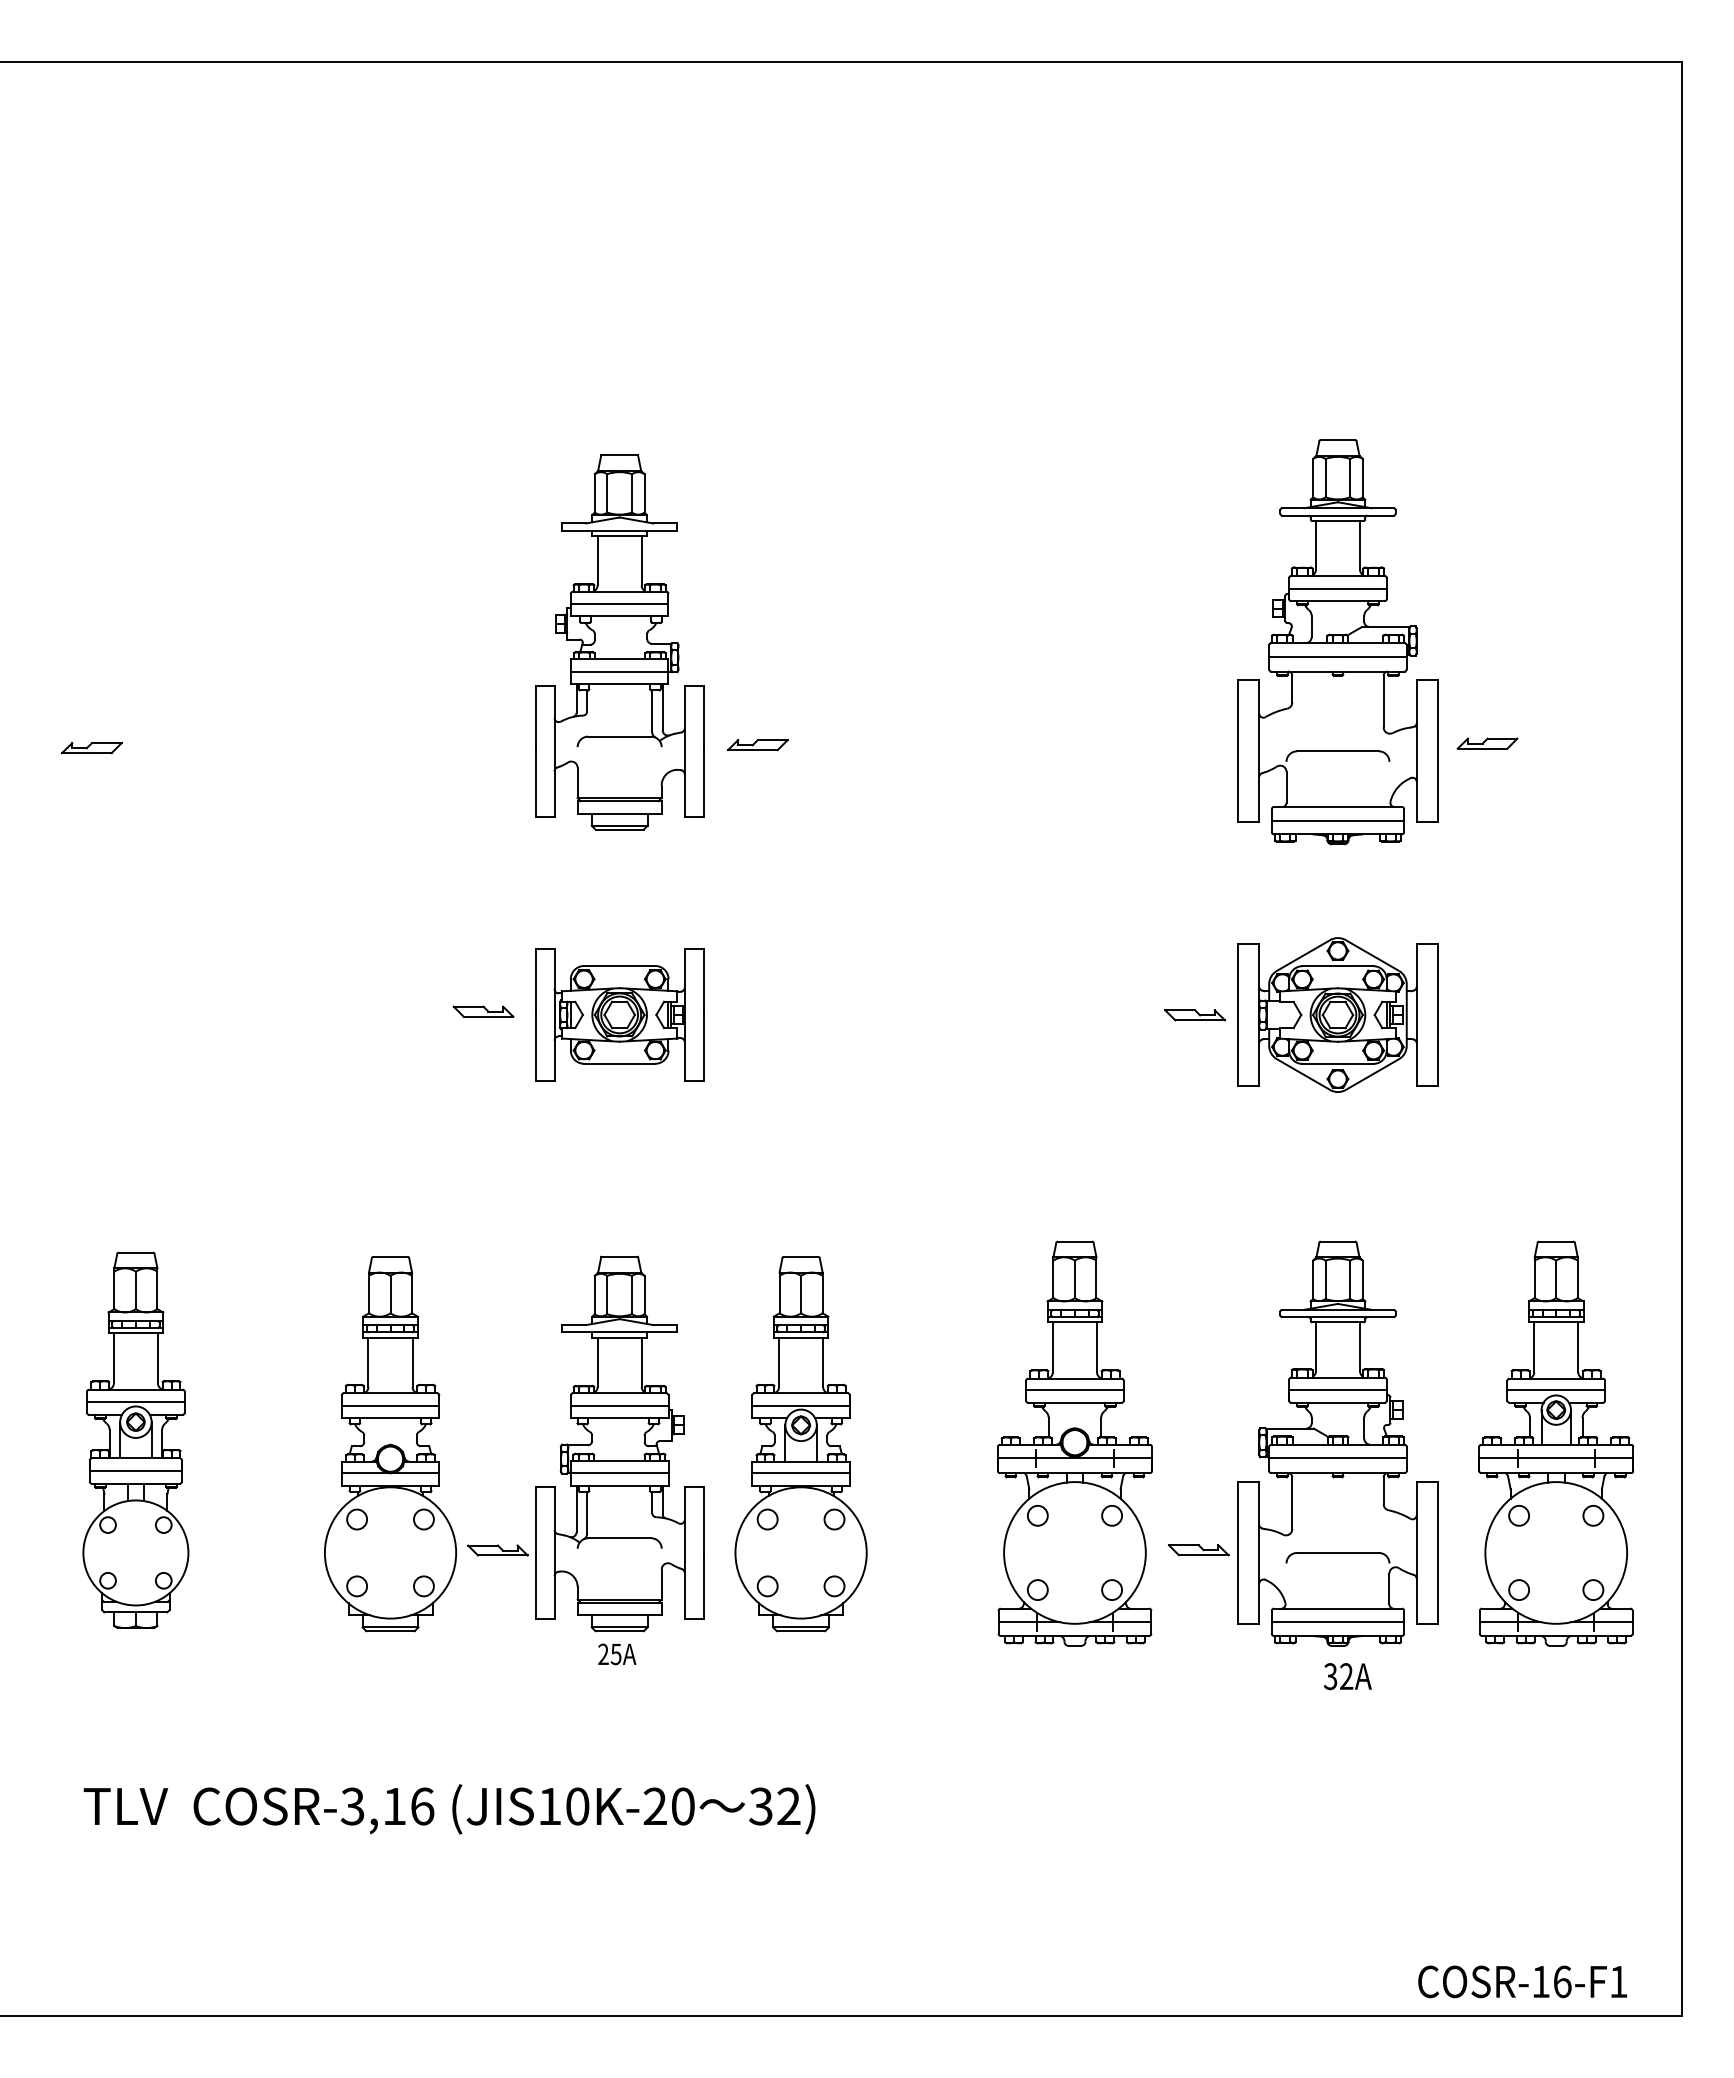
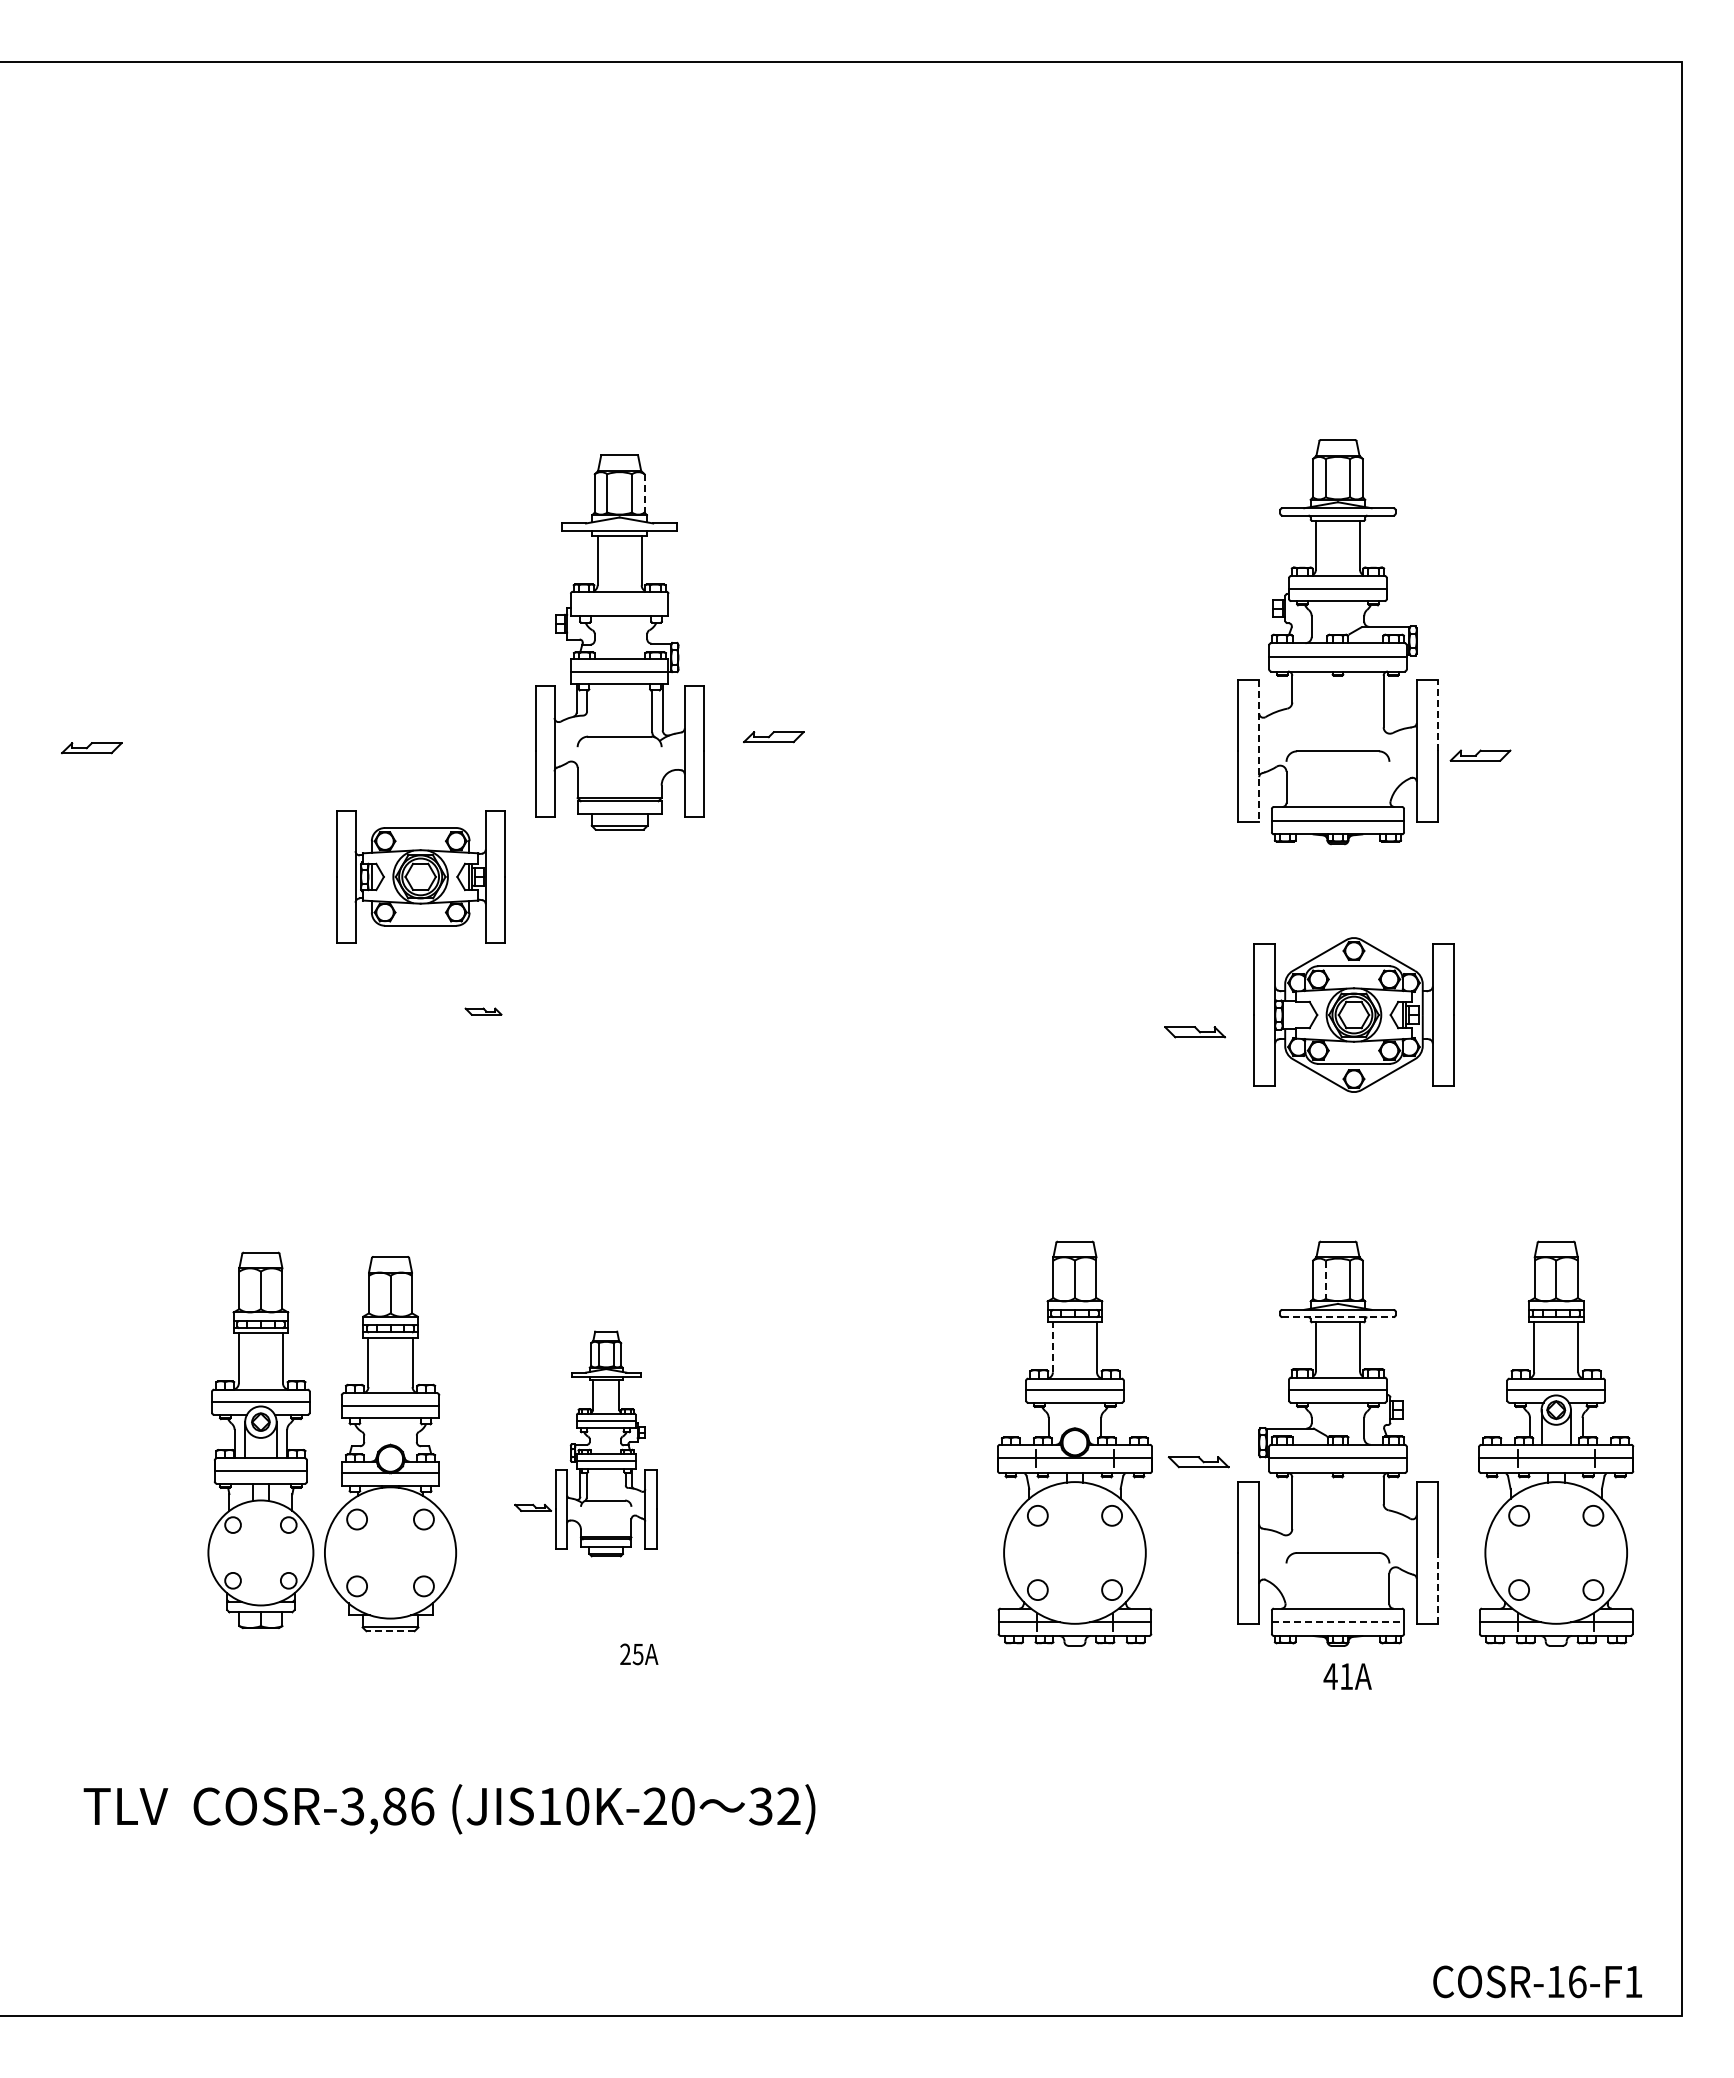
line: solid -> dashed (644, 493)
line: present -> none (619, 604)
line: solid -> dashed (1437, 715)
part position: (1487, 743) -> (1480, 755) (1480, 755)
part position: (757, 745) -> (773, 737) (773, 737)
line: solid -> dashed (1259, 751)
part size: 63x13 px -> 39x9 px (483, 1011)
part position: (619, 1014) -> (420, 876) (420, 876)
part position: (1337, 1014) -> (1353, 1014) (1353, 1014)
part position: (1194, 1015) -> (1194, 1032) (1194, 1032)
line: solid -> dashed (1325, 1280)
line: solid -> dashed (1337, 1317)
line: solid -> dashed (1052, 1347)
part position: (135, 1439) -> (260, 1439) (260, 1439)
part size: 238x378 px -> 144x228 px (585, 1443)
part: present -> none (800, 1444)
part position: (1198, 1550) -> (1198, 1462) (1198, 1462)
line: solid -> dashed (1437, 1587)
line: solid -> dashed (1338, 1622)
line: solid -> dashed (390, 1631)
text position: (617, 1654) -> (639, 1654) (639, 1654)
text: 32A -> 41A (1338, 1676)
text: COSR-3,16 -> COSR-3,86 (394, 1806)
text position: (1522, 1981) -> (1537, 1981) (1537, 1981)
